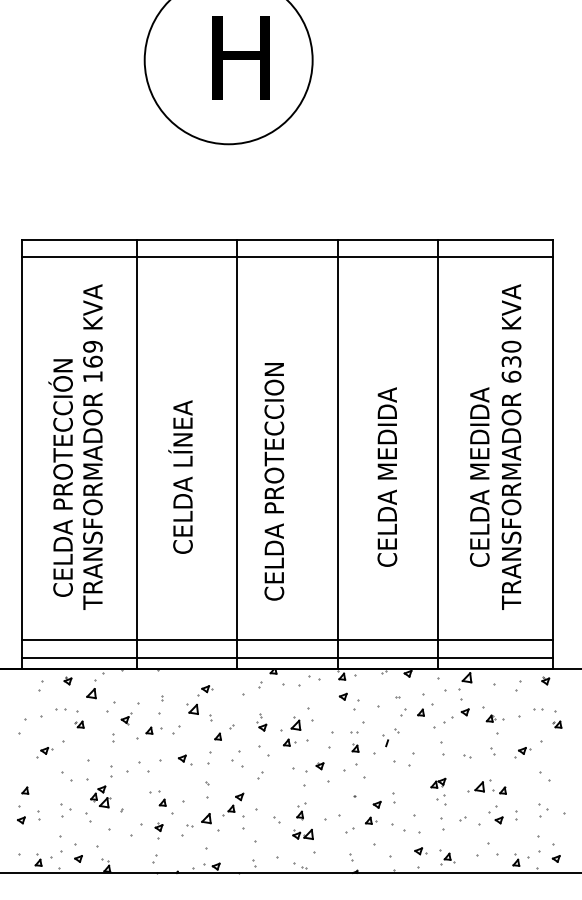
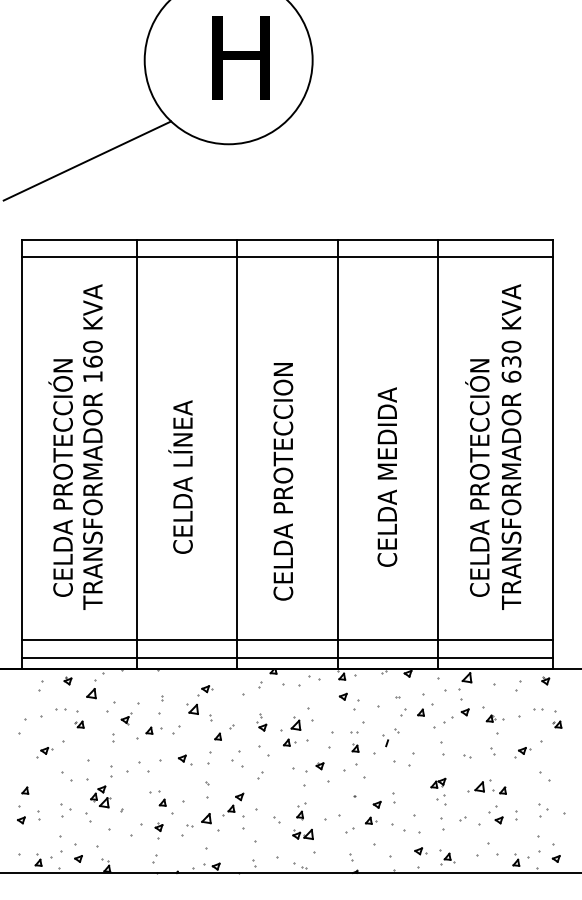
line: none -> present (87, 160)
text: 169 -> 160 (92, 346)
text: CELDA MEDIDA -> CELDA PROTECCIÓN (477, 477)
text position: (274, 481) -> (283, 481) (283, 481)
